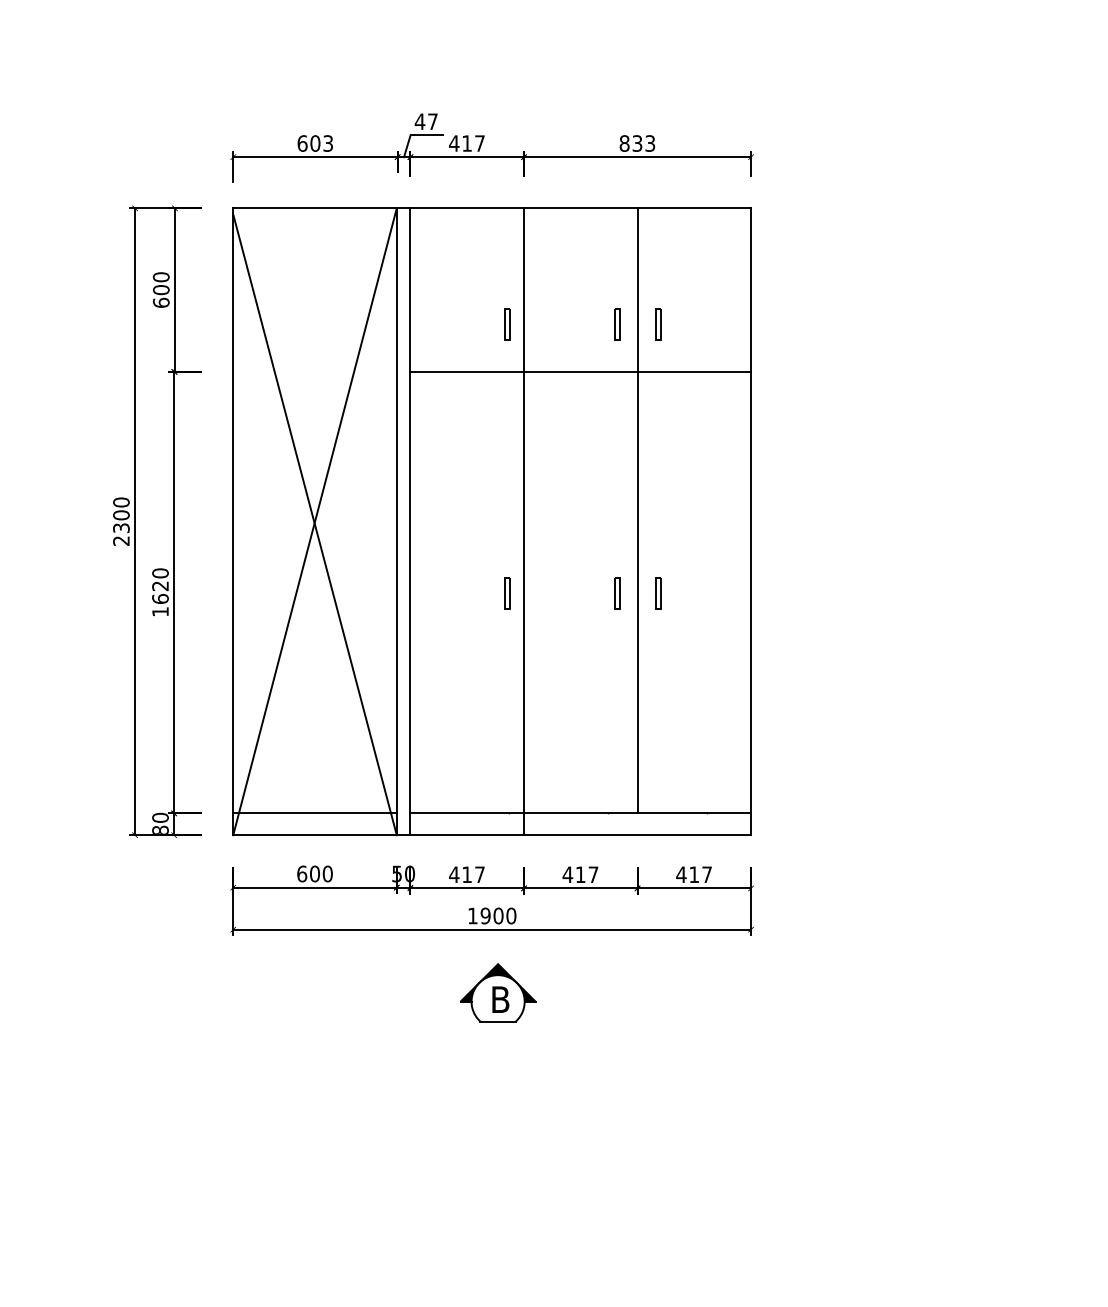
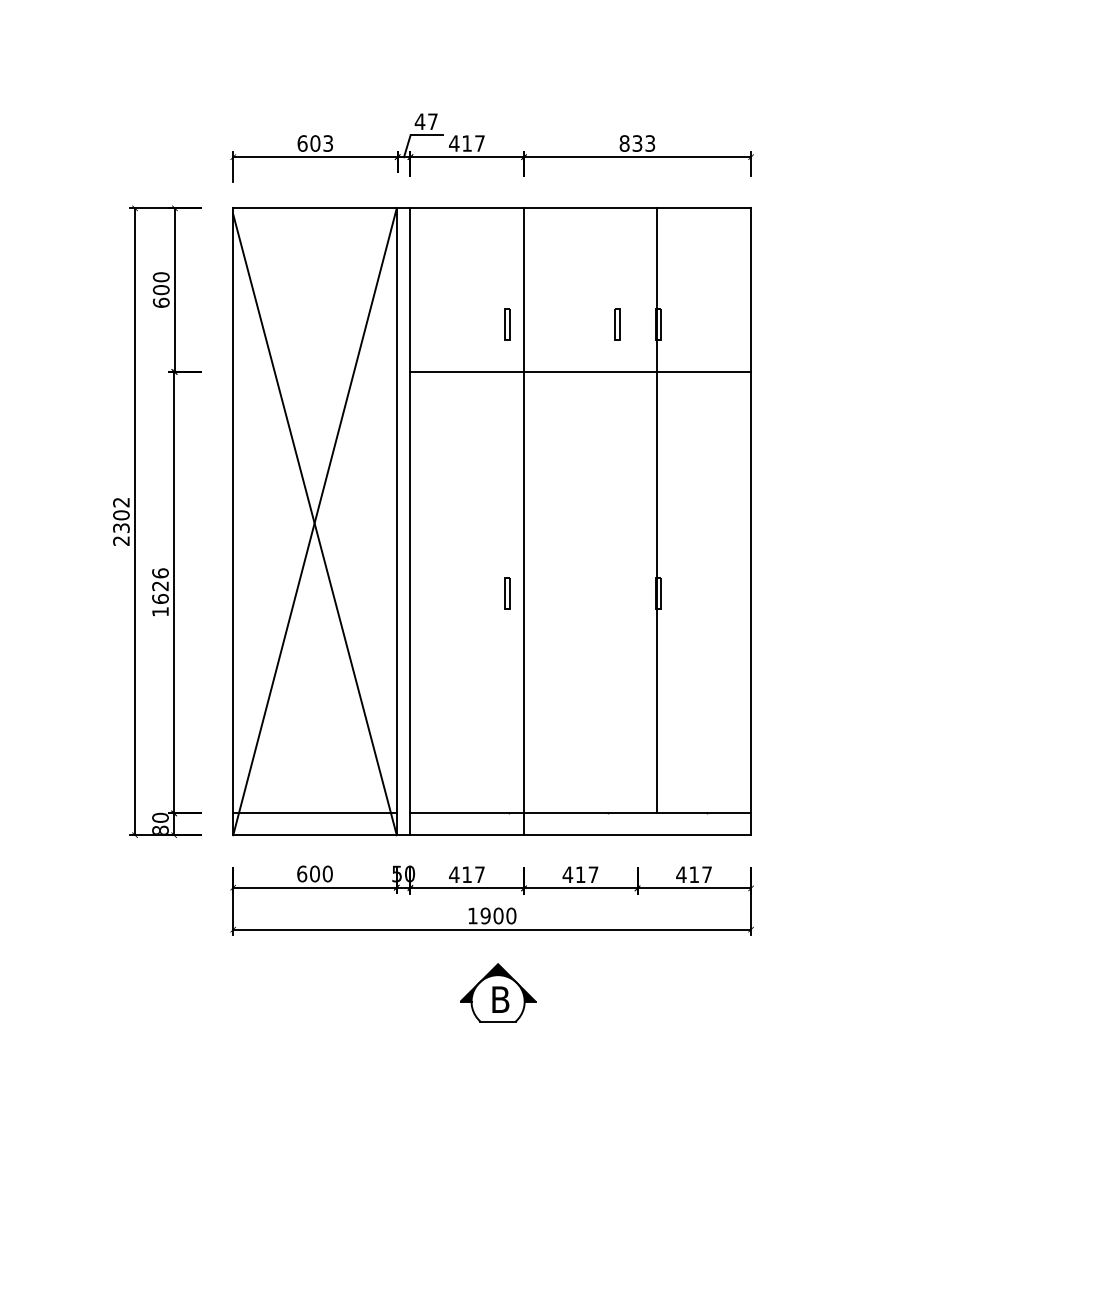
text: 2300 -> 2302 (121, 502)
line position: (637, 510) -> (656, 510) (656, 510)
text: 1620 -> 1626 (160, 573)
part: present -> none (617, 593)
